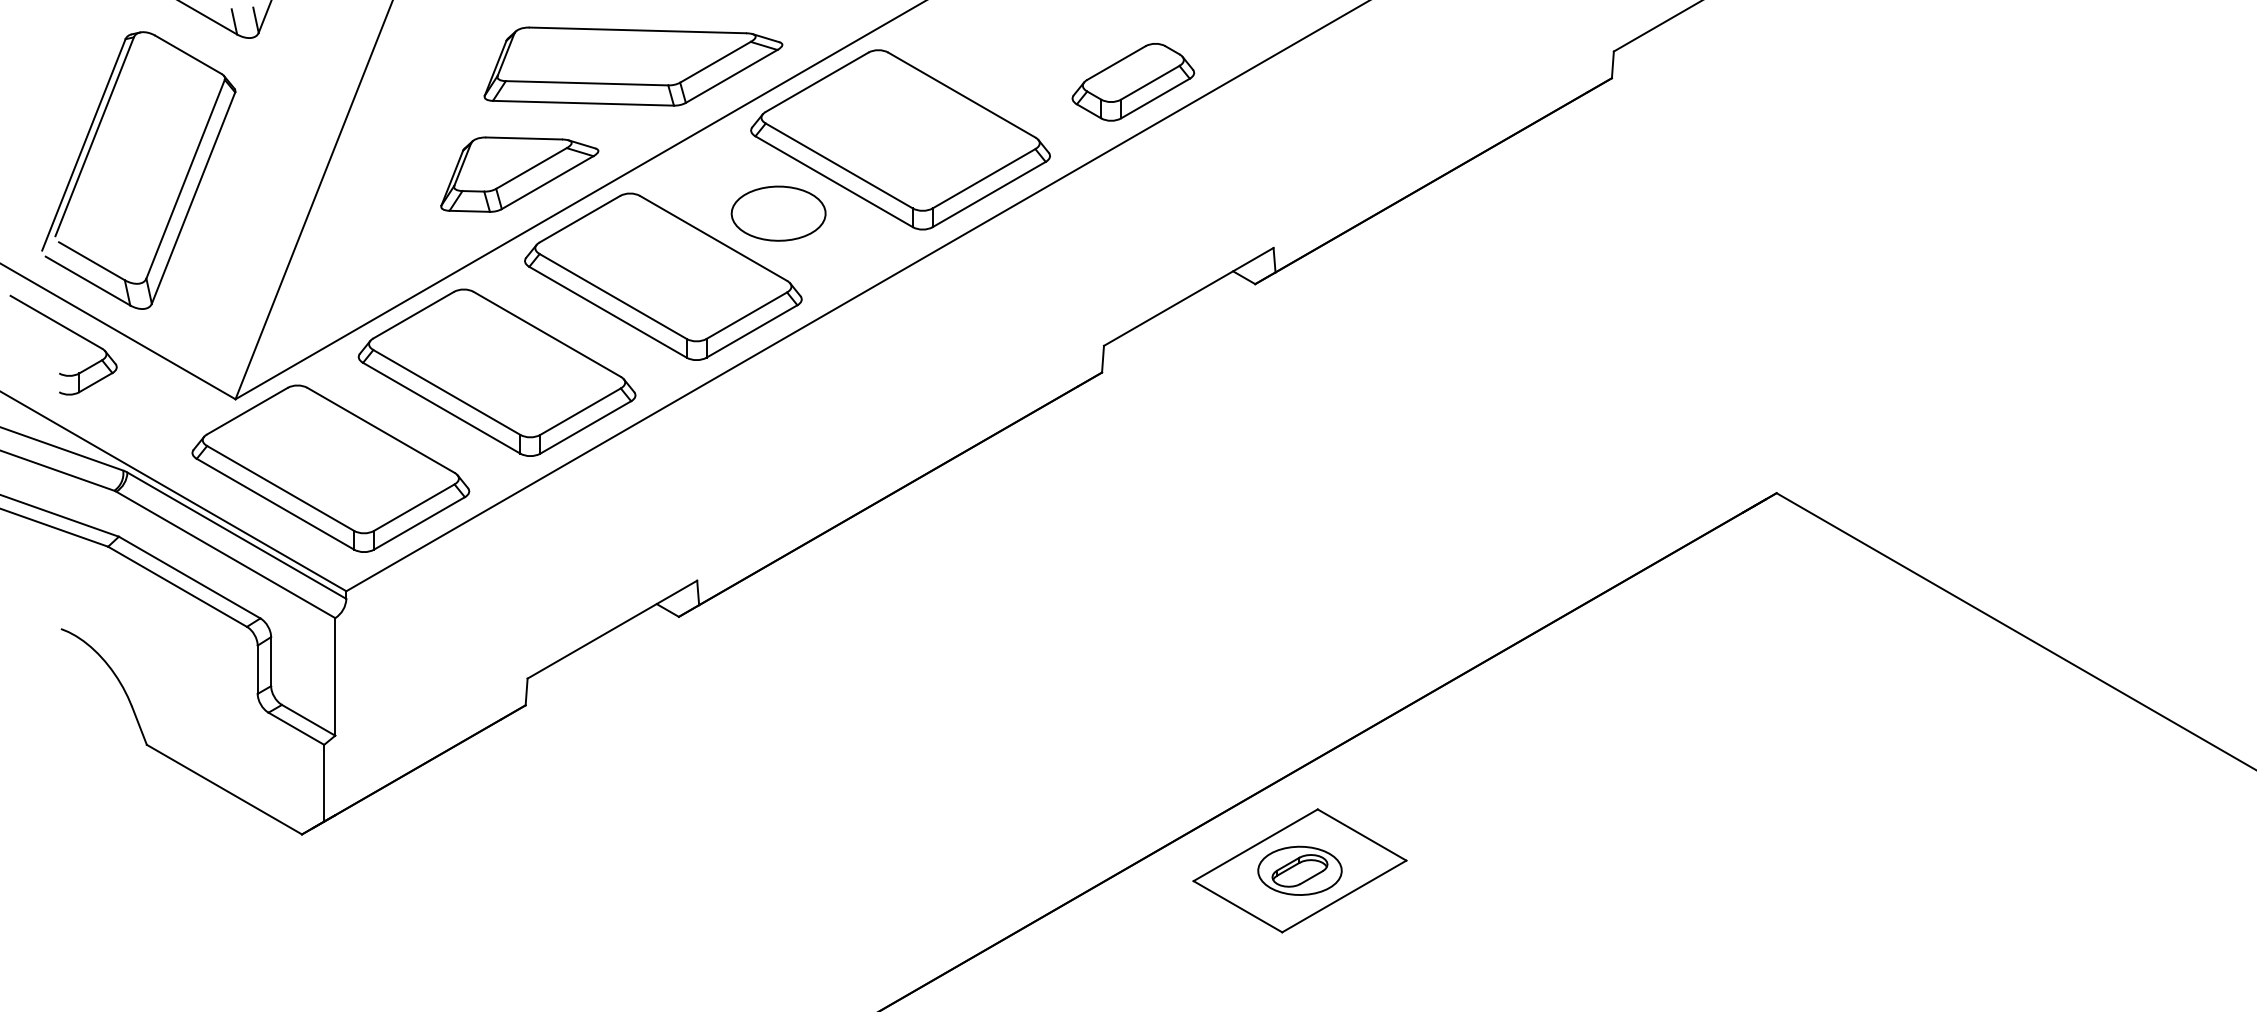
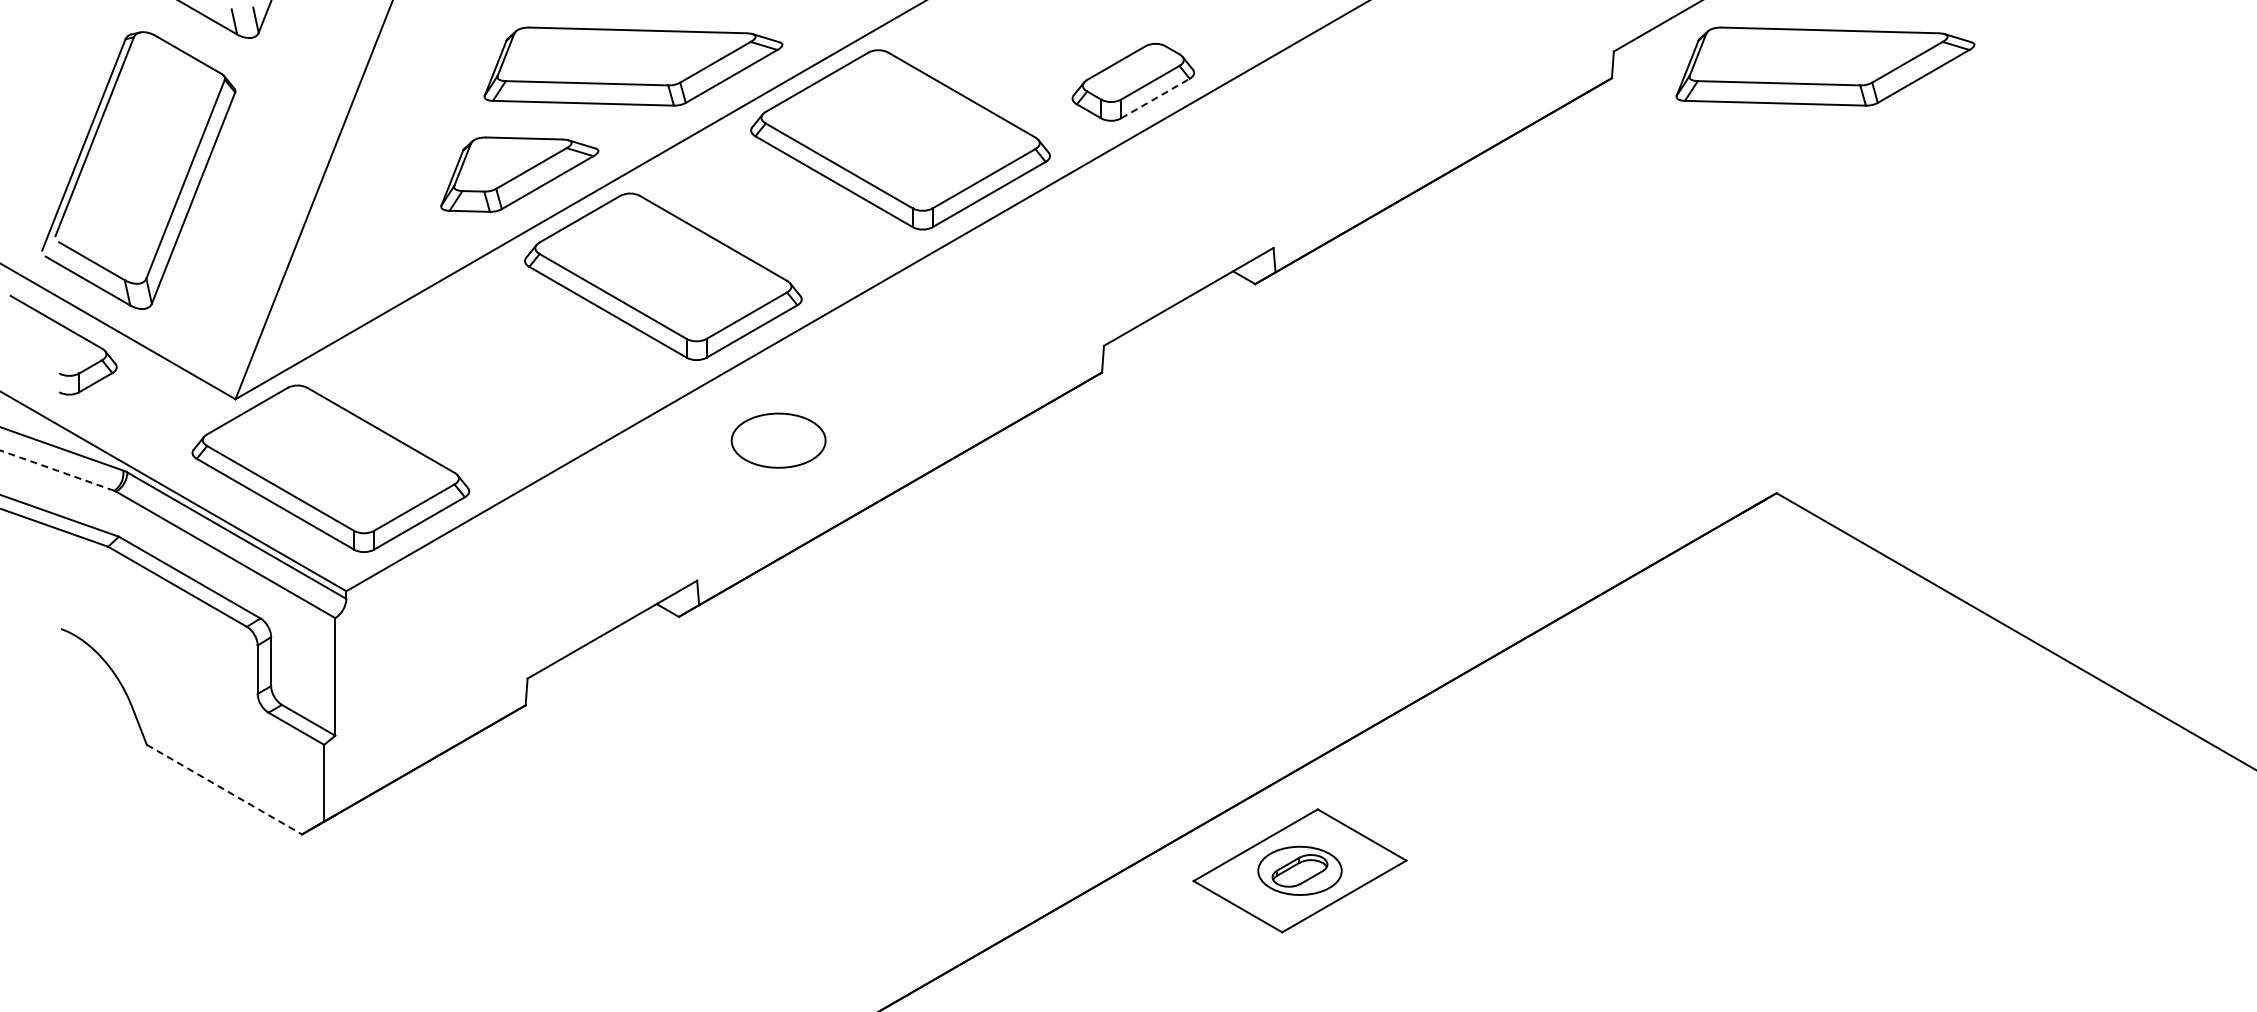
part: none -> present (1825, 66)
line: solid -> dashed (1155, 98)
part position: (778, 213) -> (778, 440) (778, 440)
part: present -> none (496, 372)
line: solid -> dashed (56, 470)
line: solid -> dashed (224, 789)
